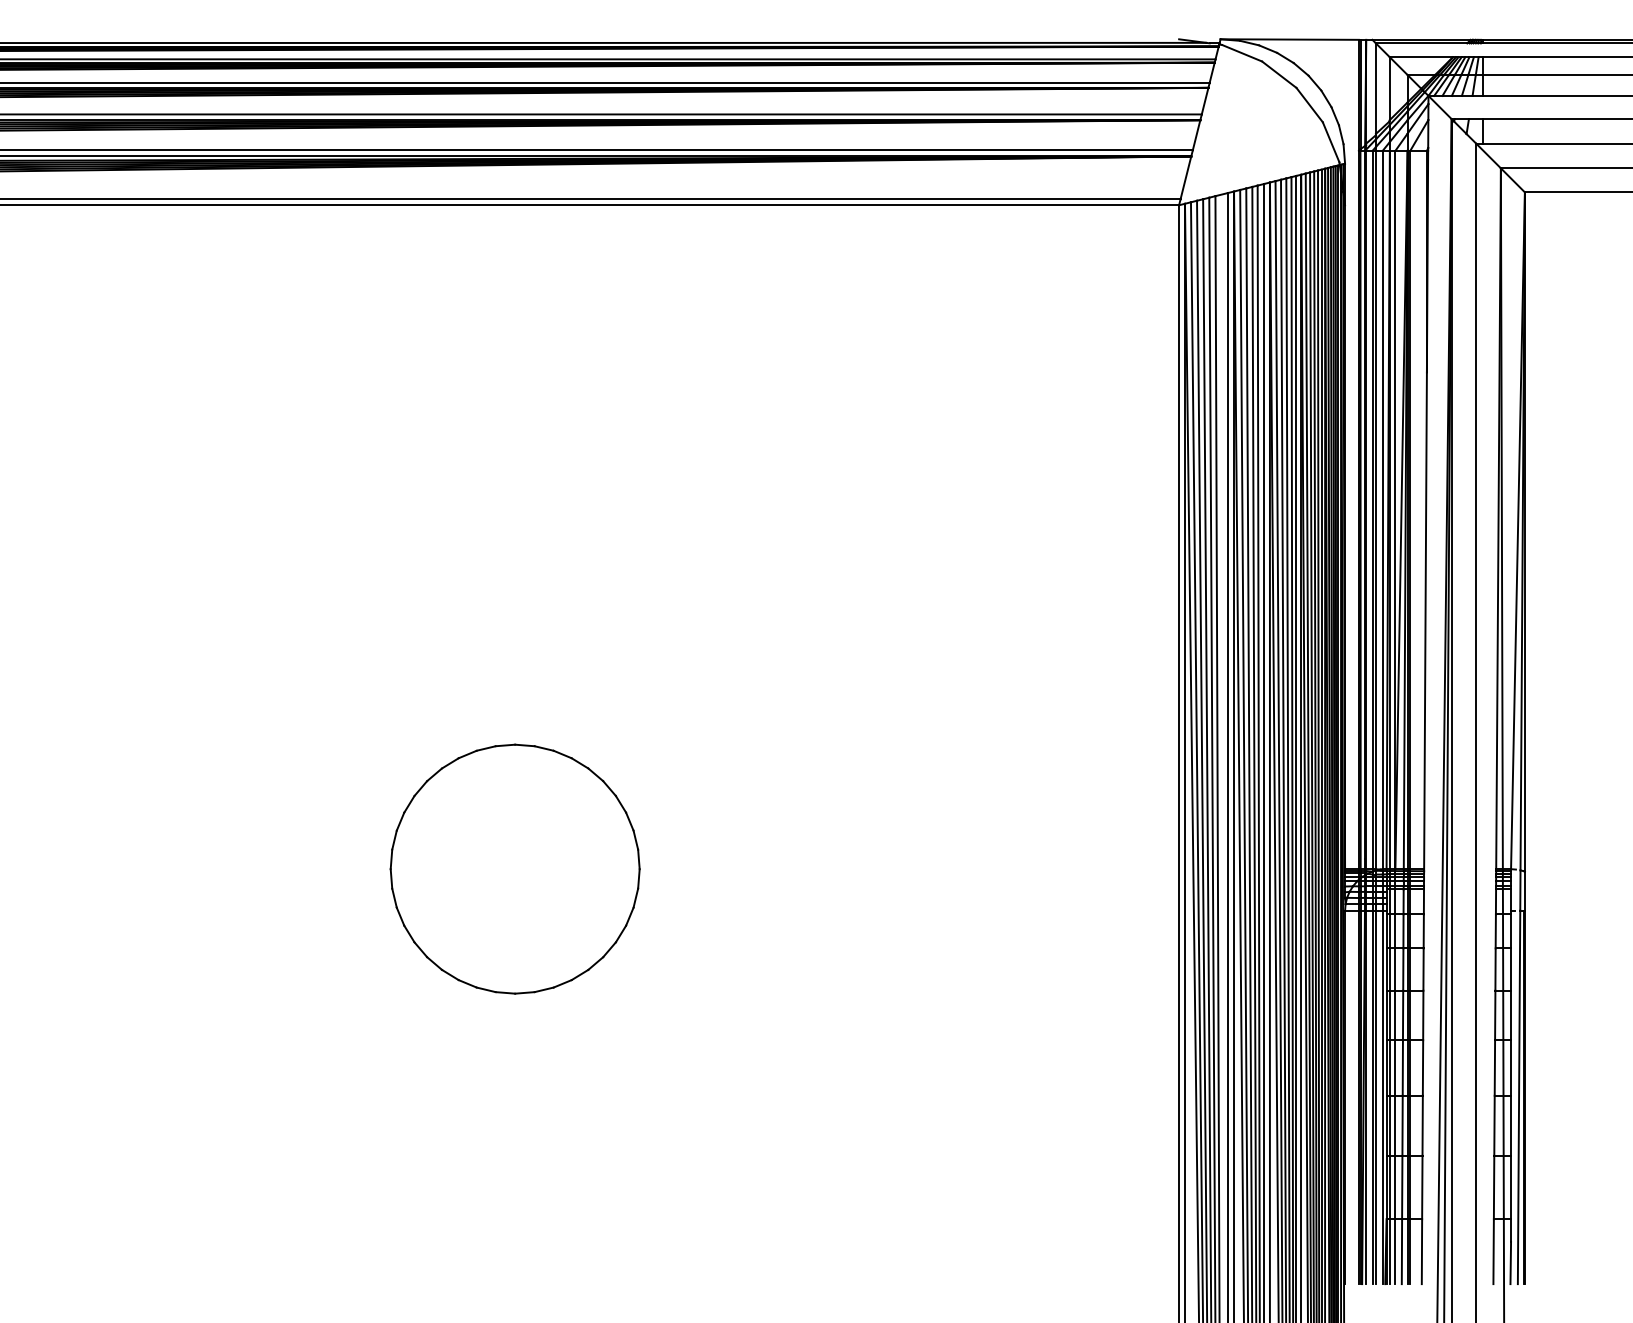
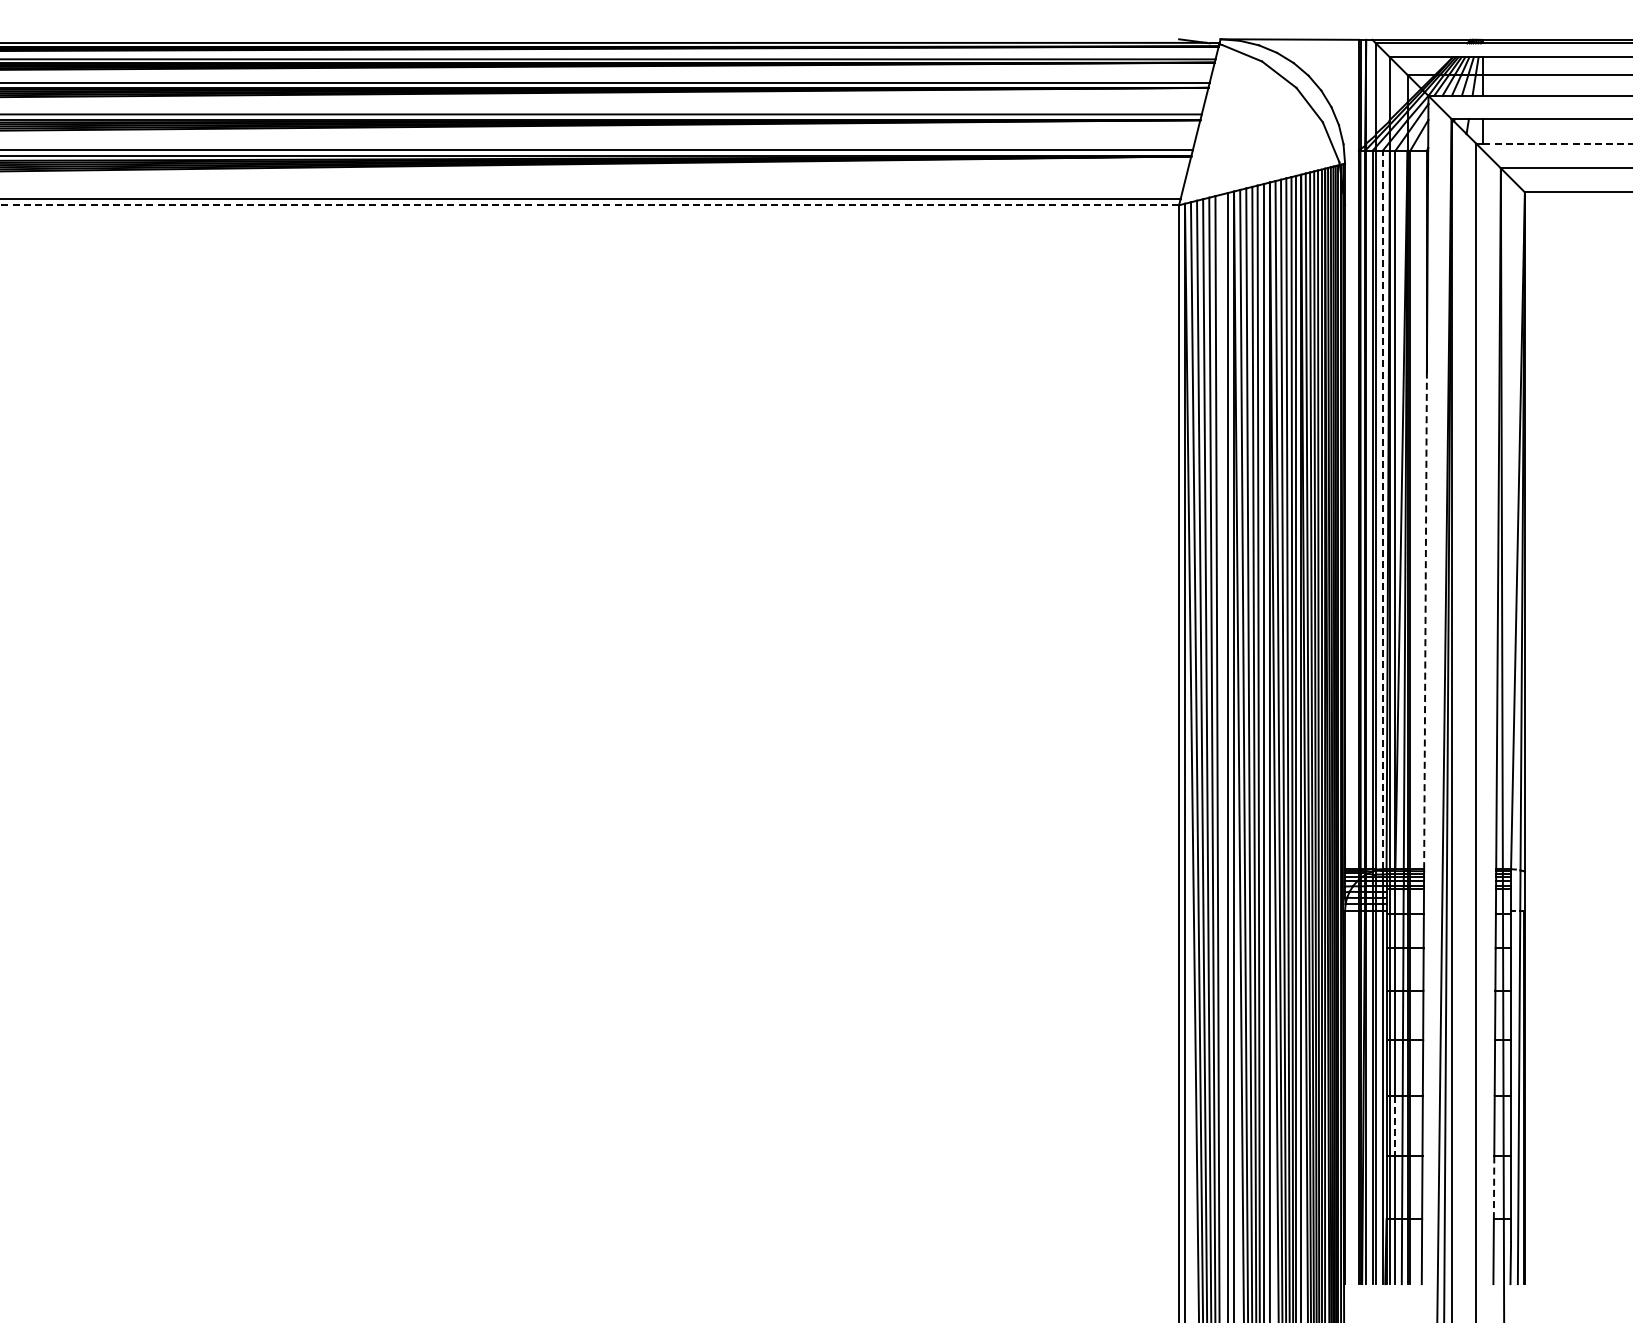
line: solid -> dashed (1558, 143)
line: solid -> dashed (589, 205)
line: solid -> dashed (1382, 509)
line: solid -> dashed (1425, 620)
part: present -> none (514, 868)
line: solid -> dashed (1395, 1126)
line: solid -> dashed (1494, 1187)
